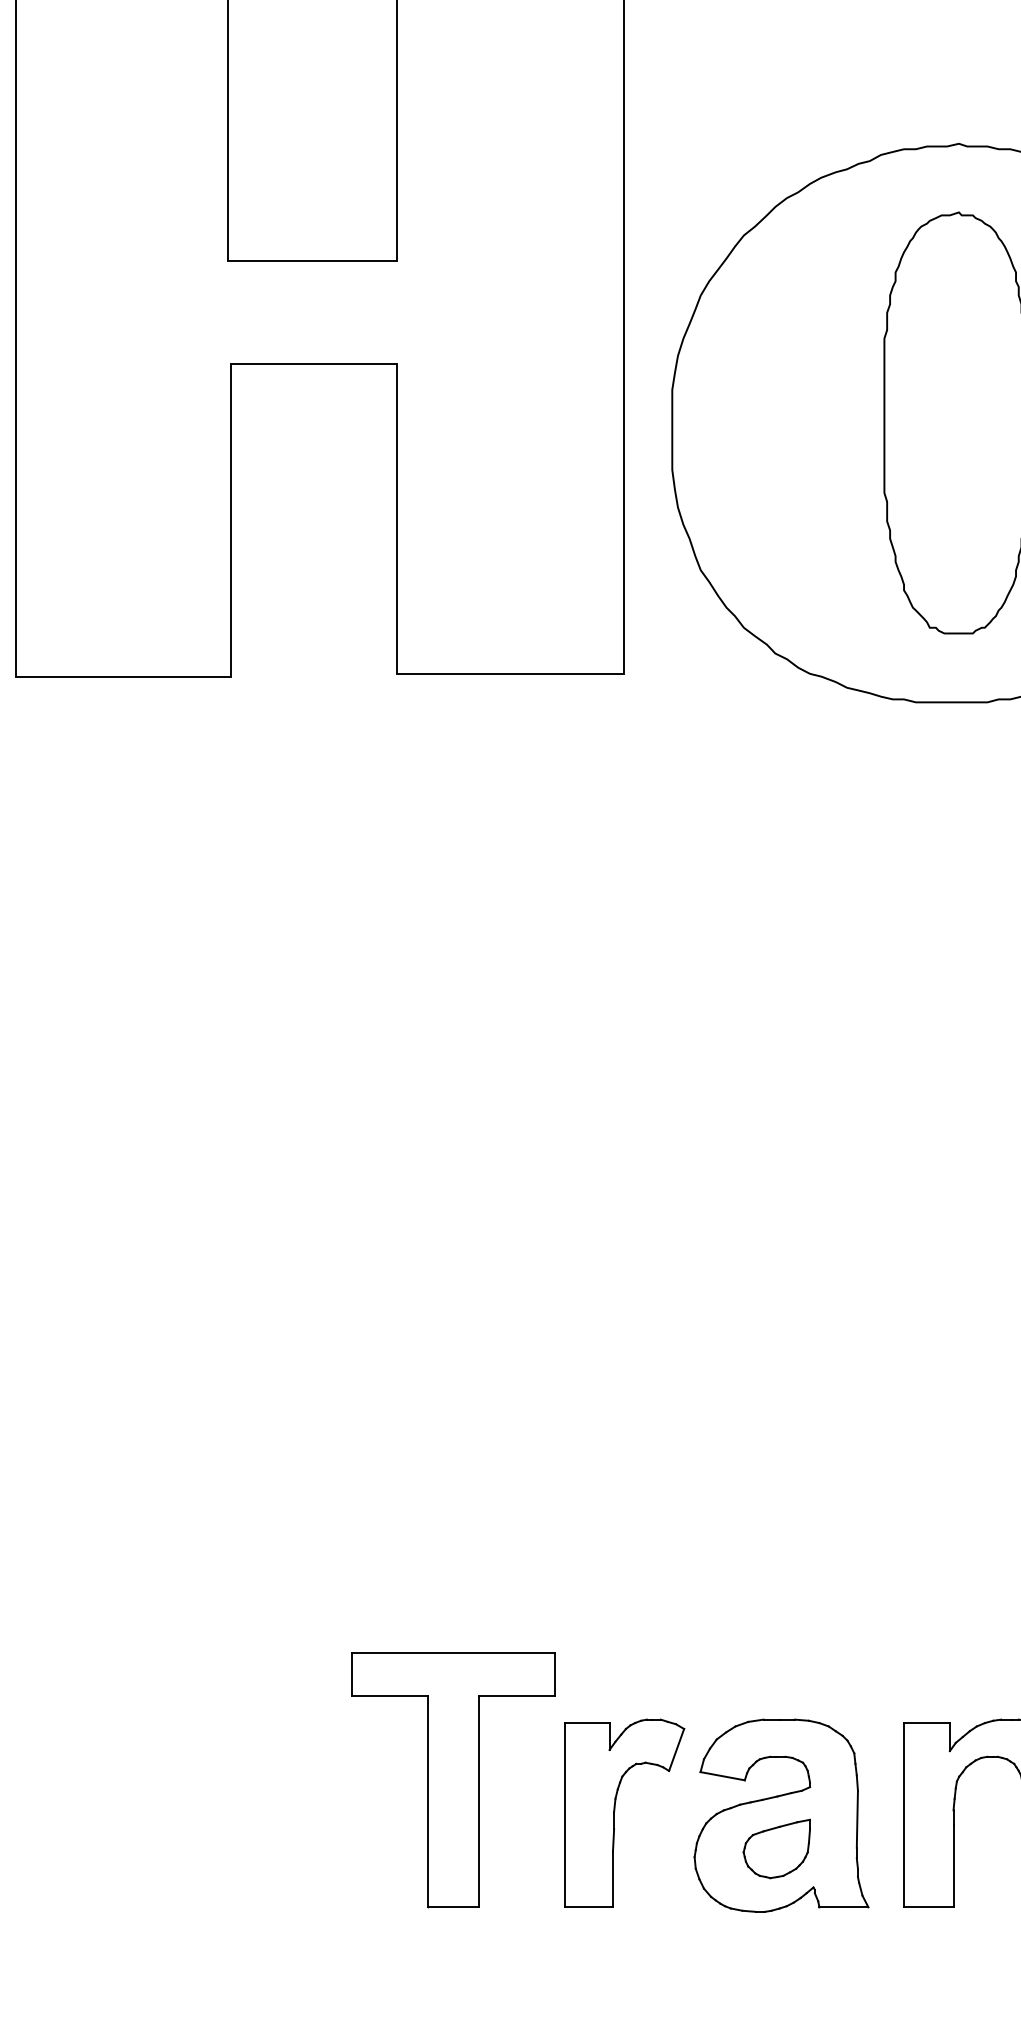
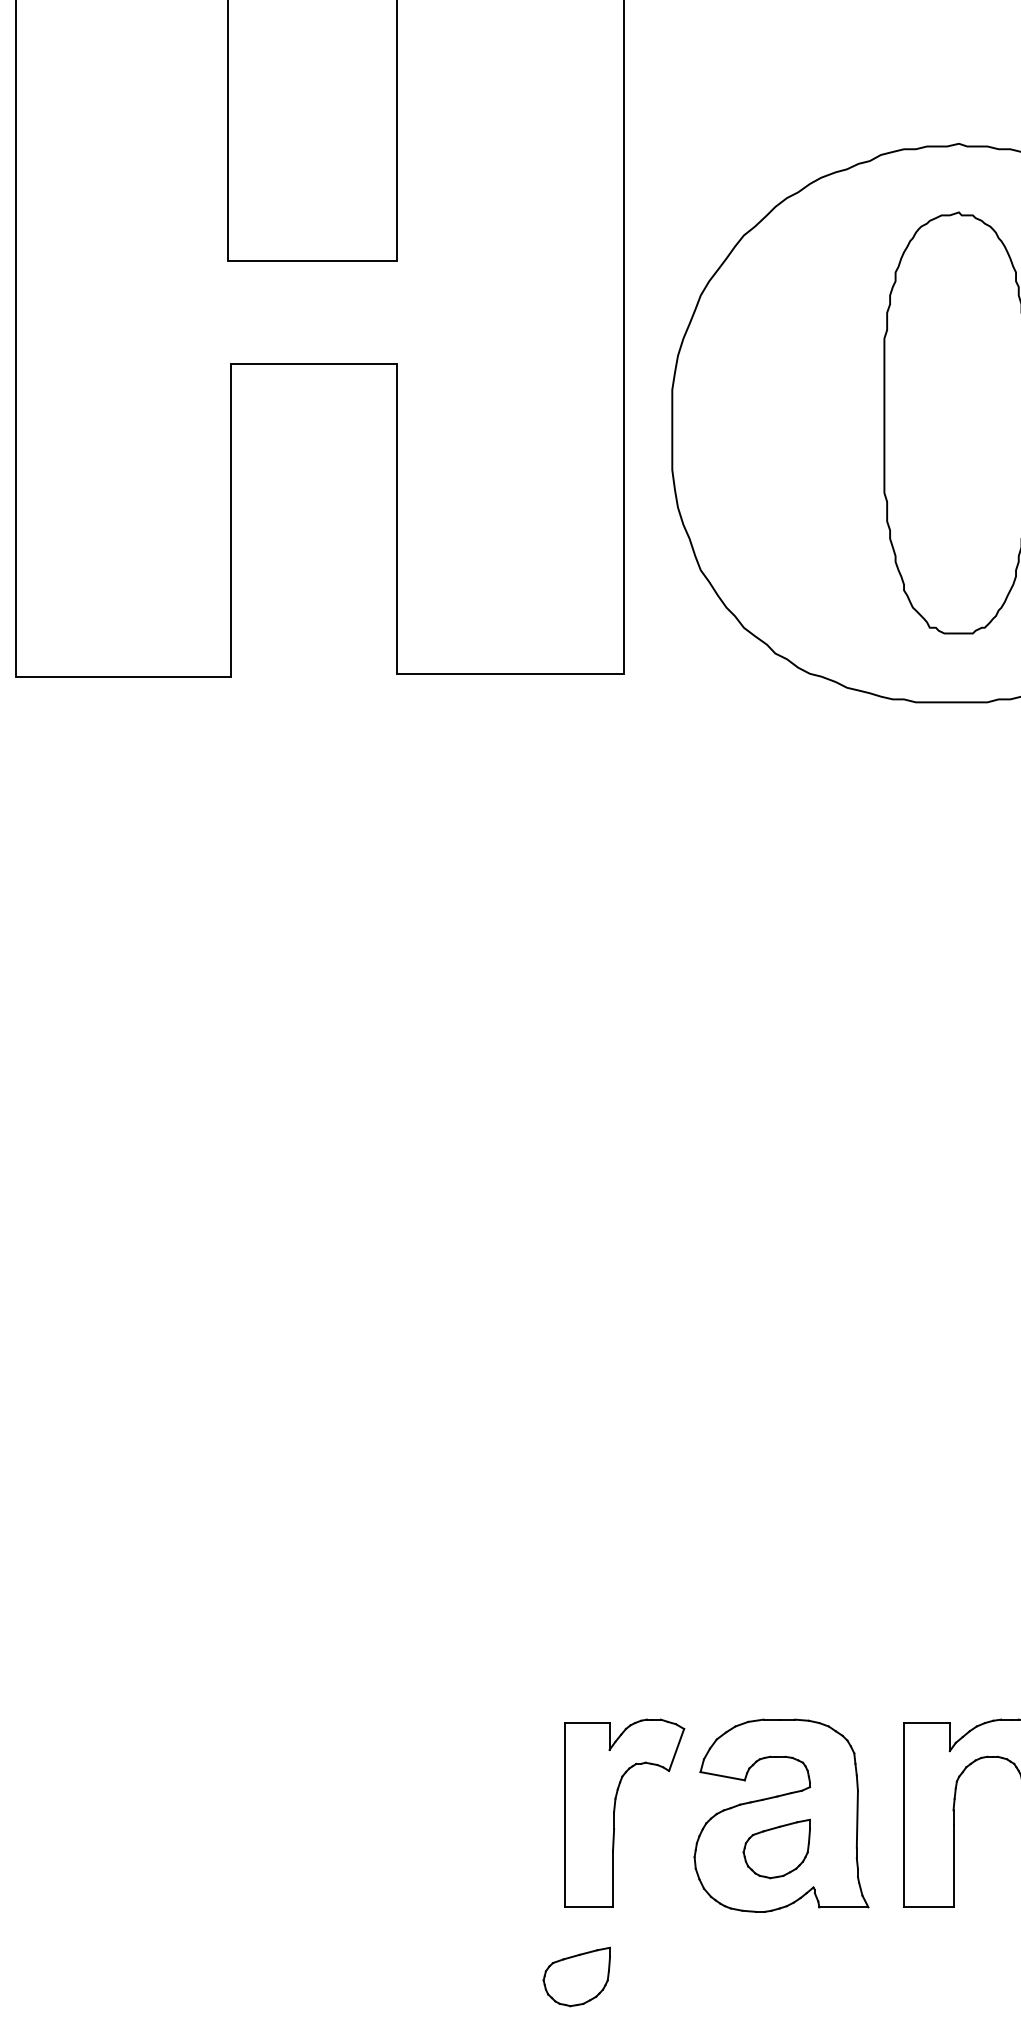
part: present -> none (453, 1780)
part: none -> present (576, 1976)
